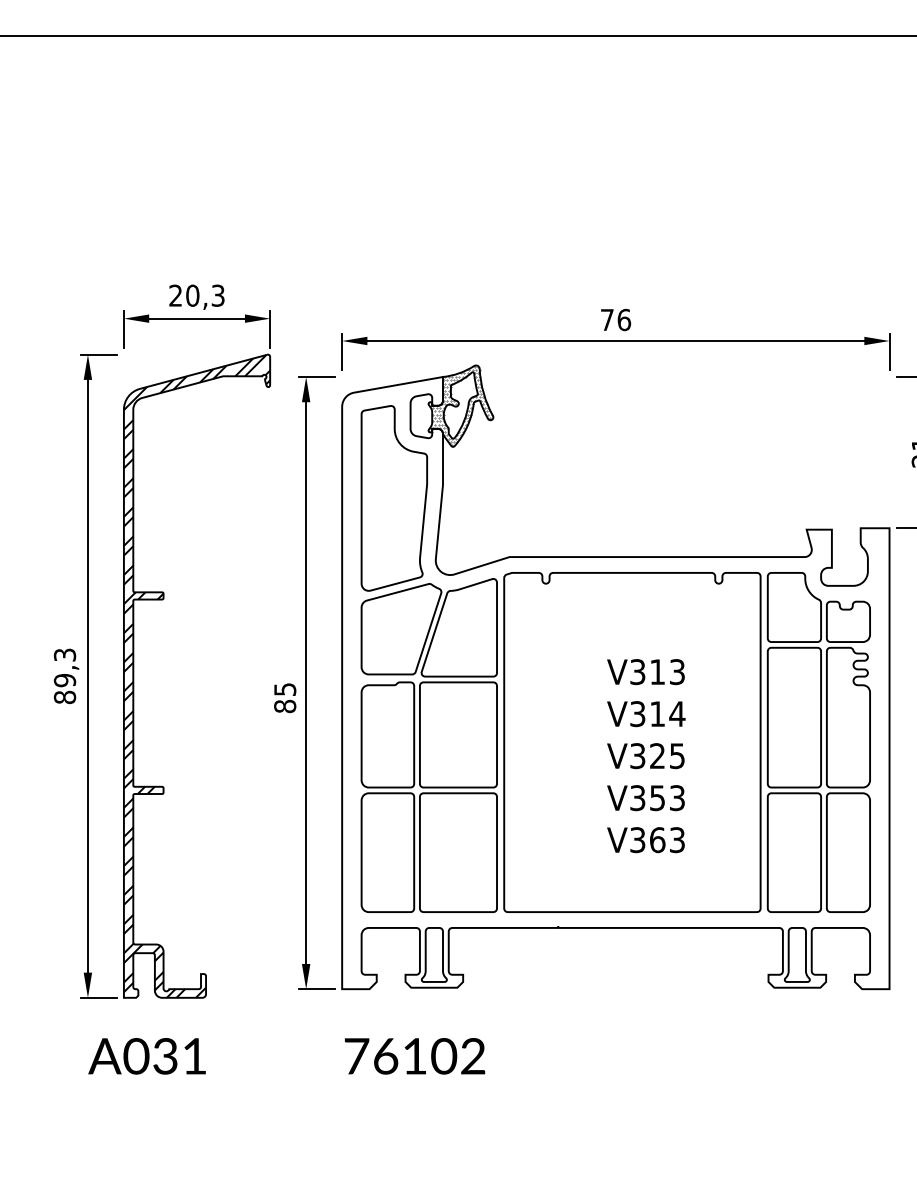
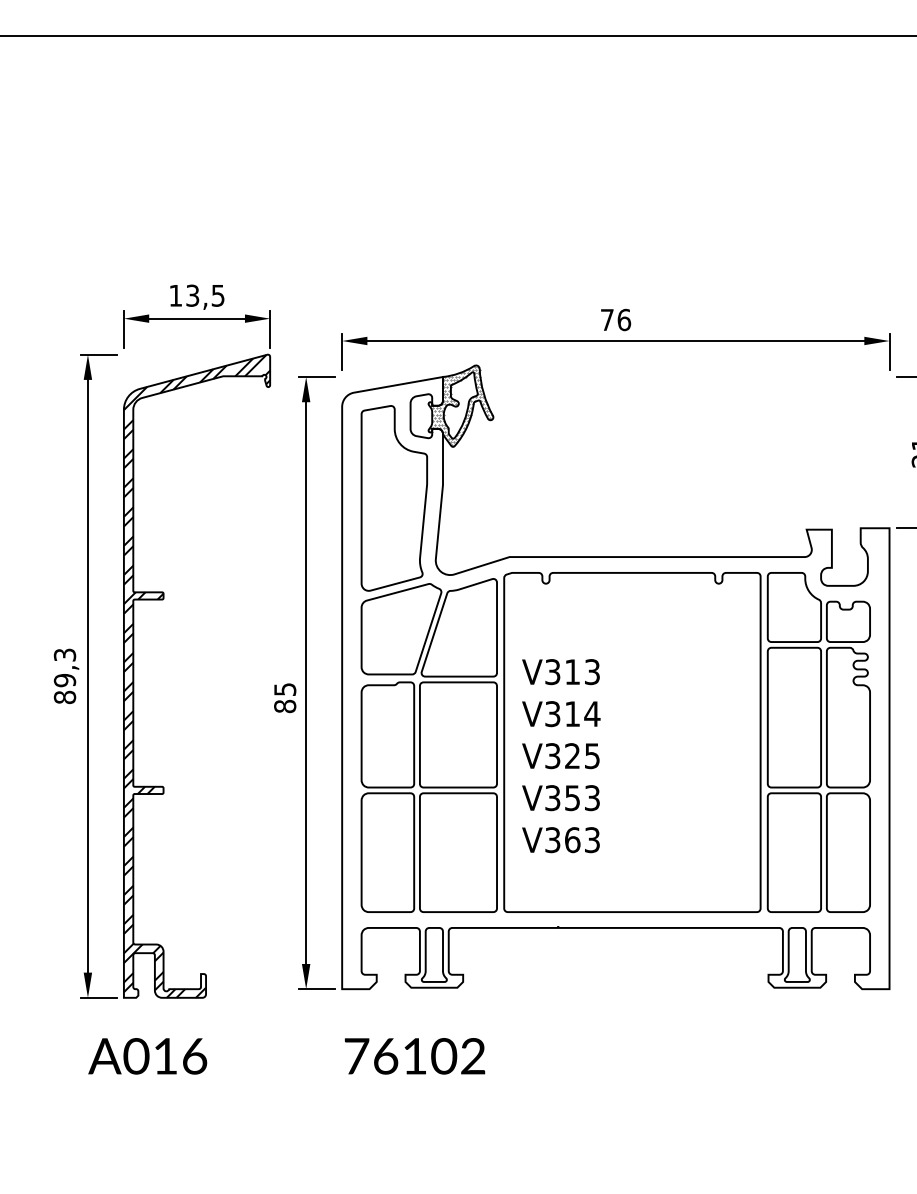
text: 20,3 -> 13,5 (196, 295)
text position: (646, 756) -> (561, 756) (561, 756)
text: A031 -> A016 (180, 1056)
